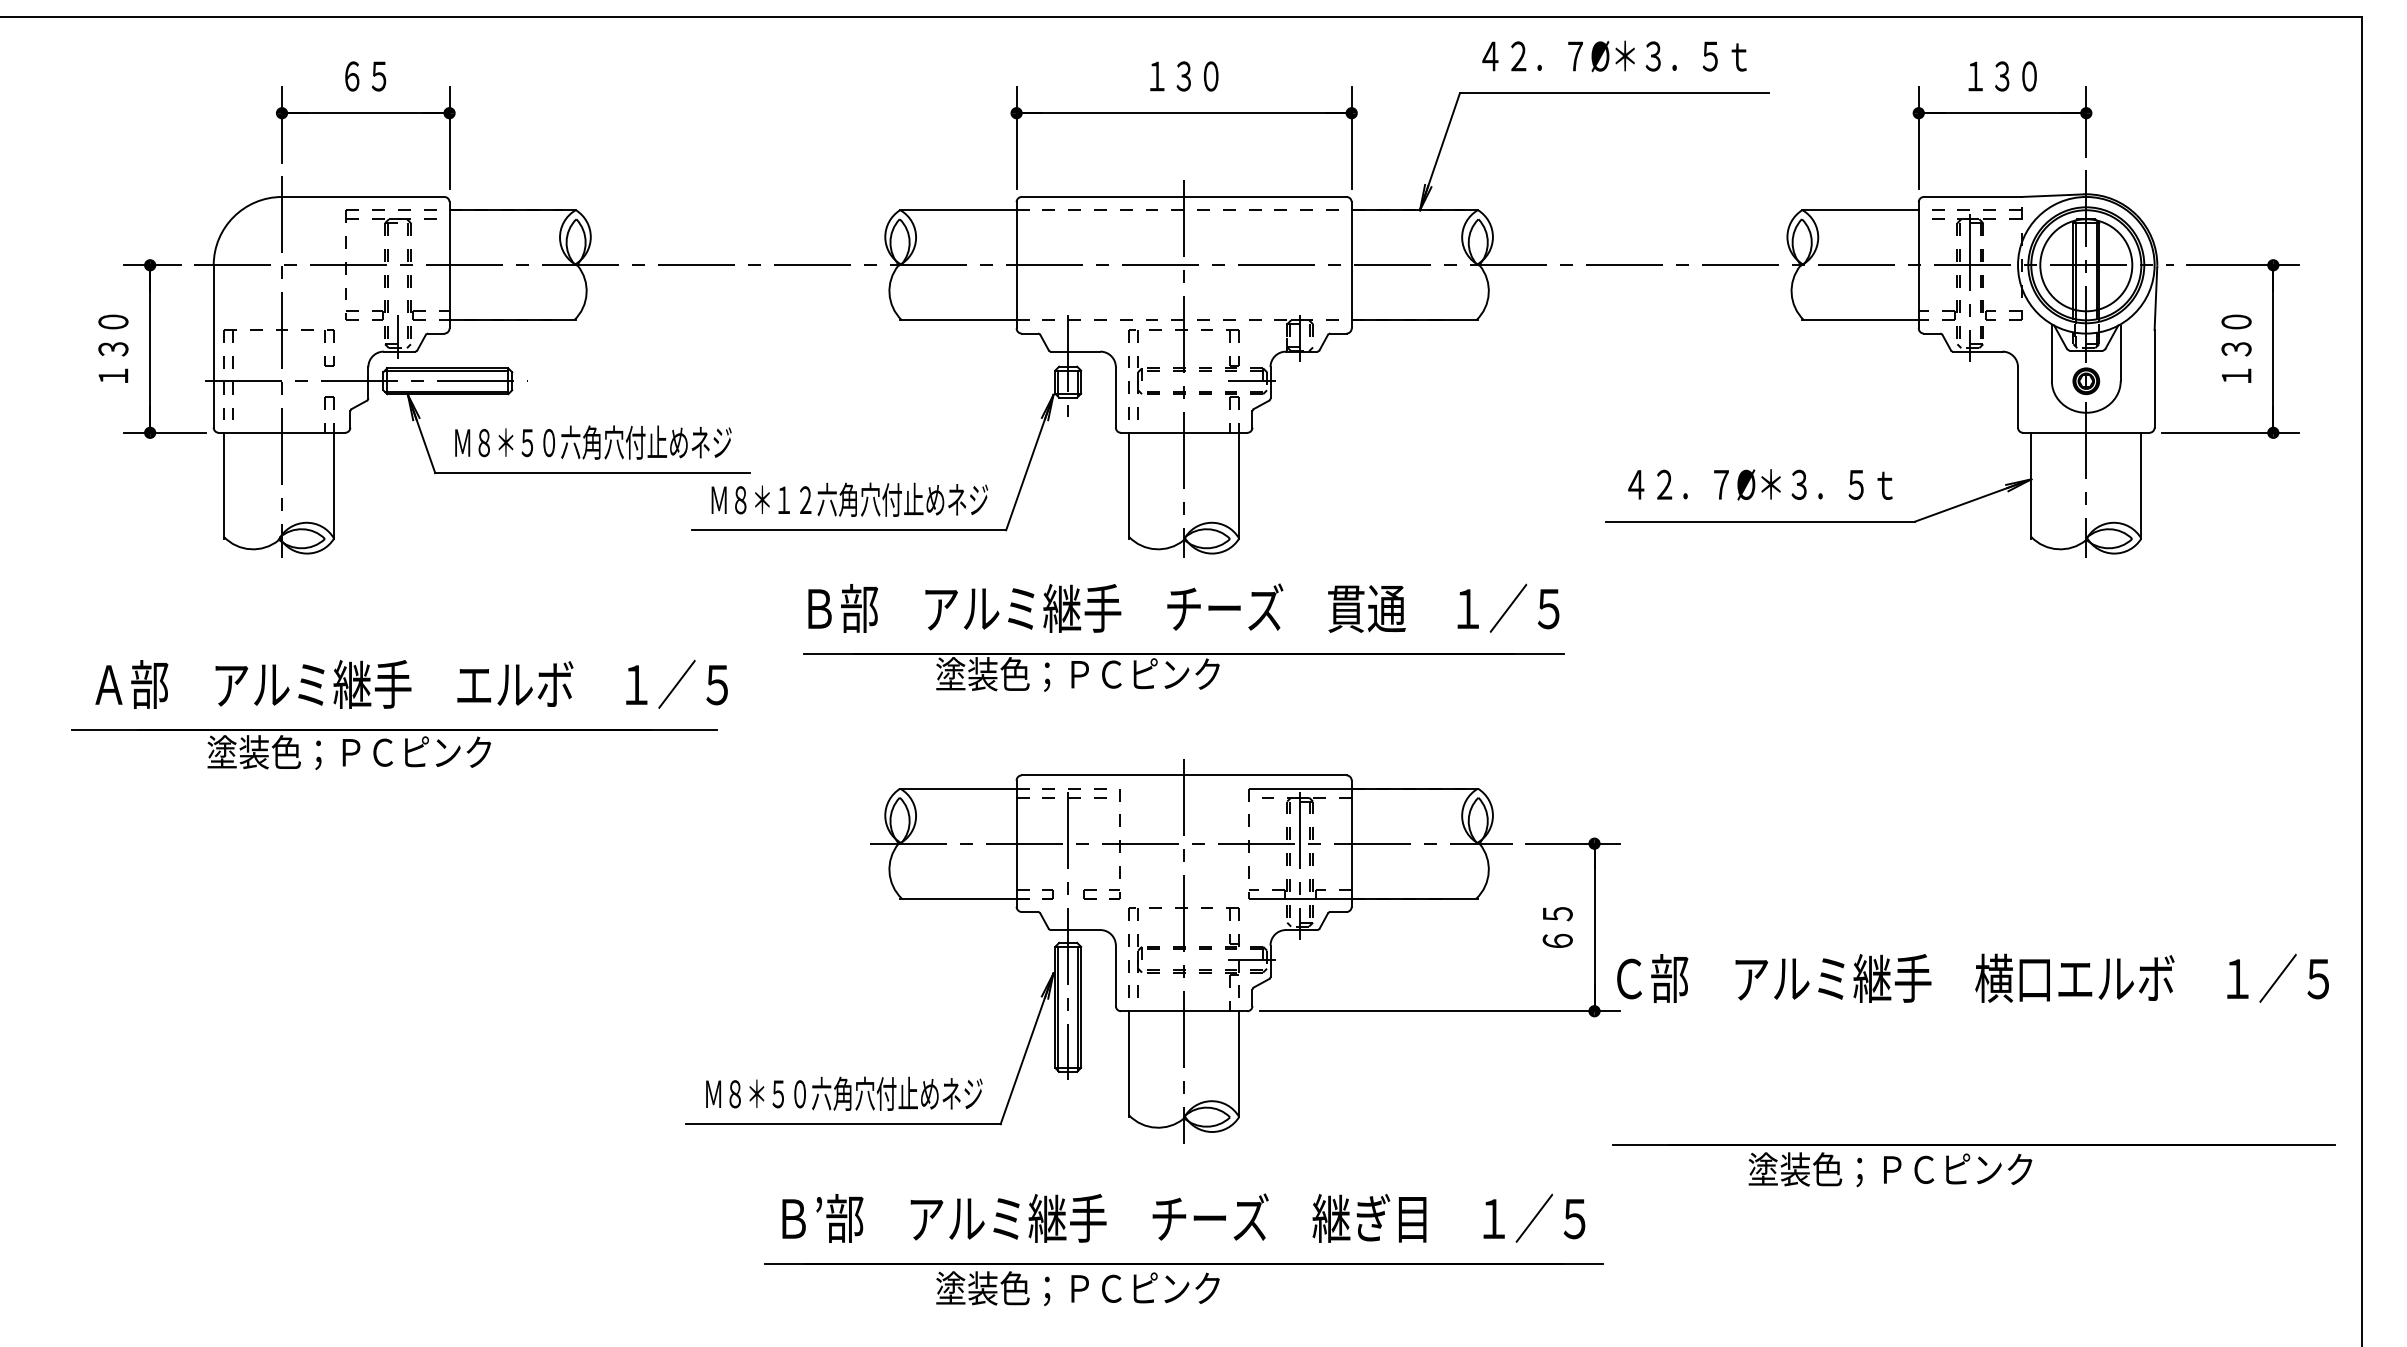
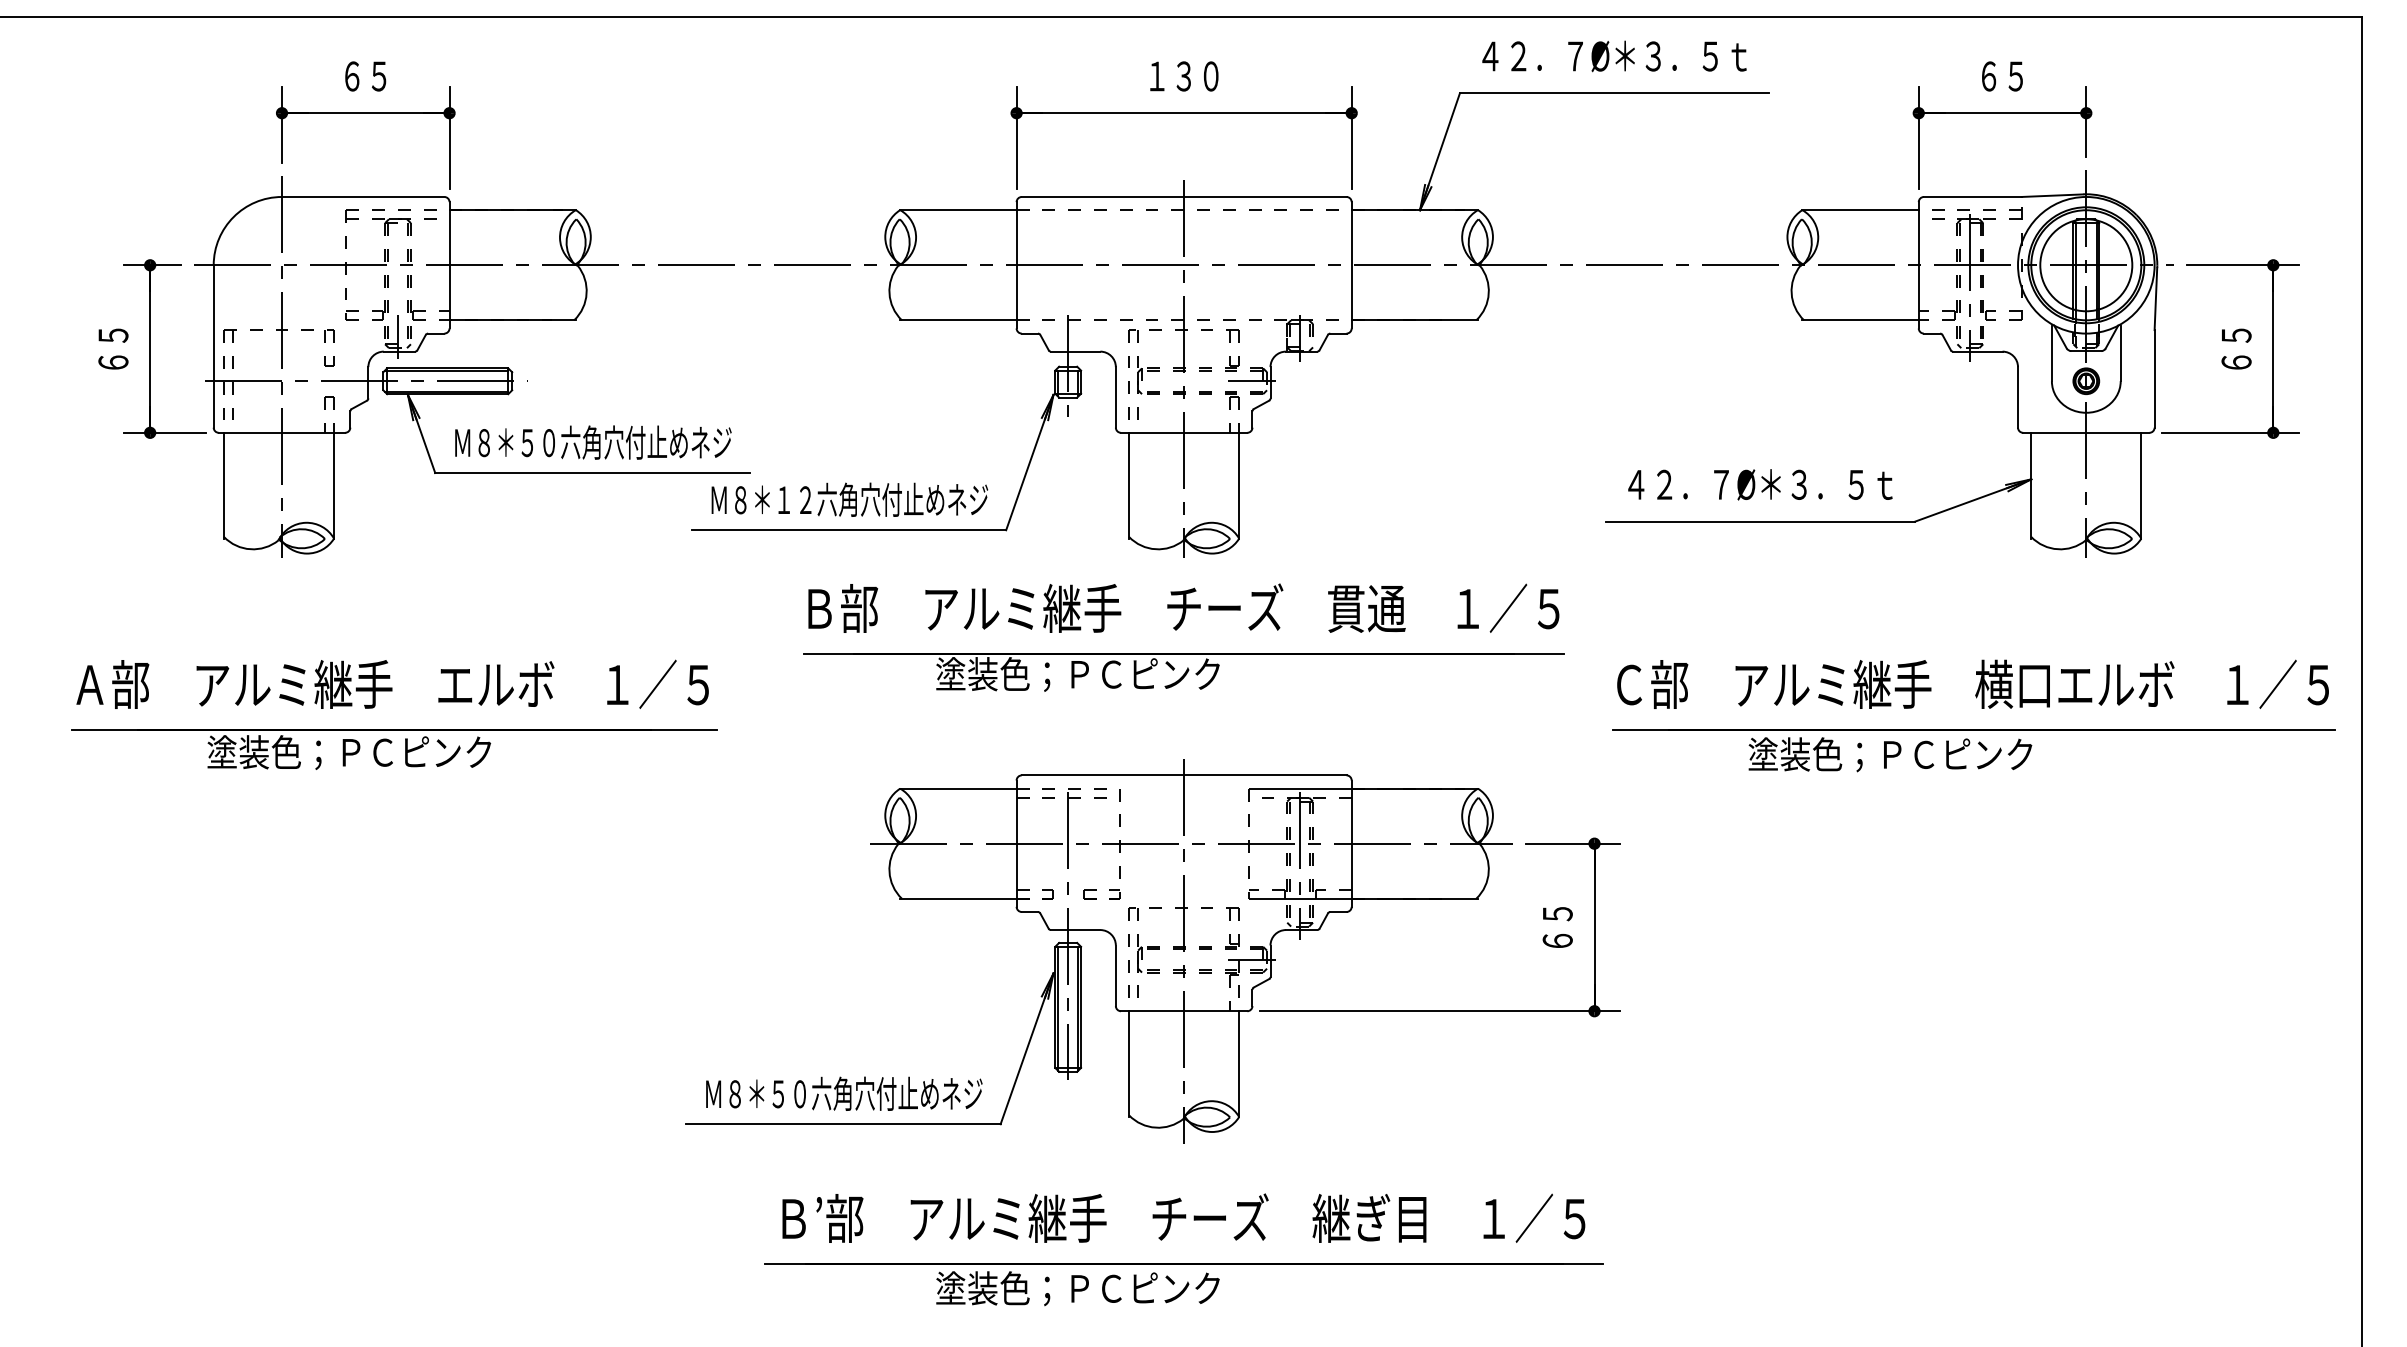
text: １３０ -> ６５ (2002, 76)
text: １３０ -> ６５ (113, 348)
text: １３０ -> ６５ (2236, 348)
text position: (411, 683) -> (392, 683) (392, 683)
text position: (1972, 977) -> (1972, 683) (1972, 683)
part position: (1969, 1160) -> (1969, 745) (1969, 745)
